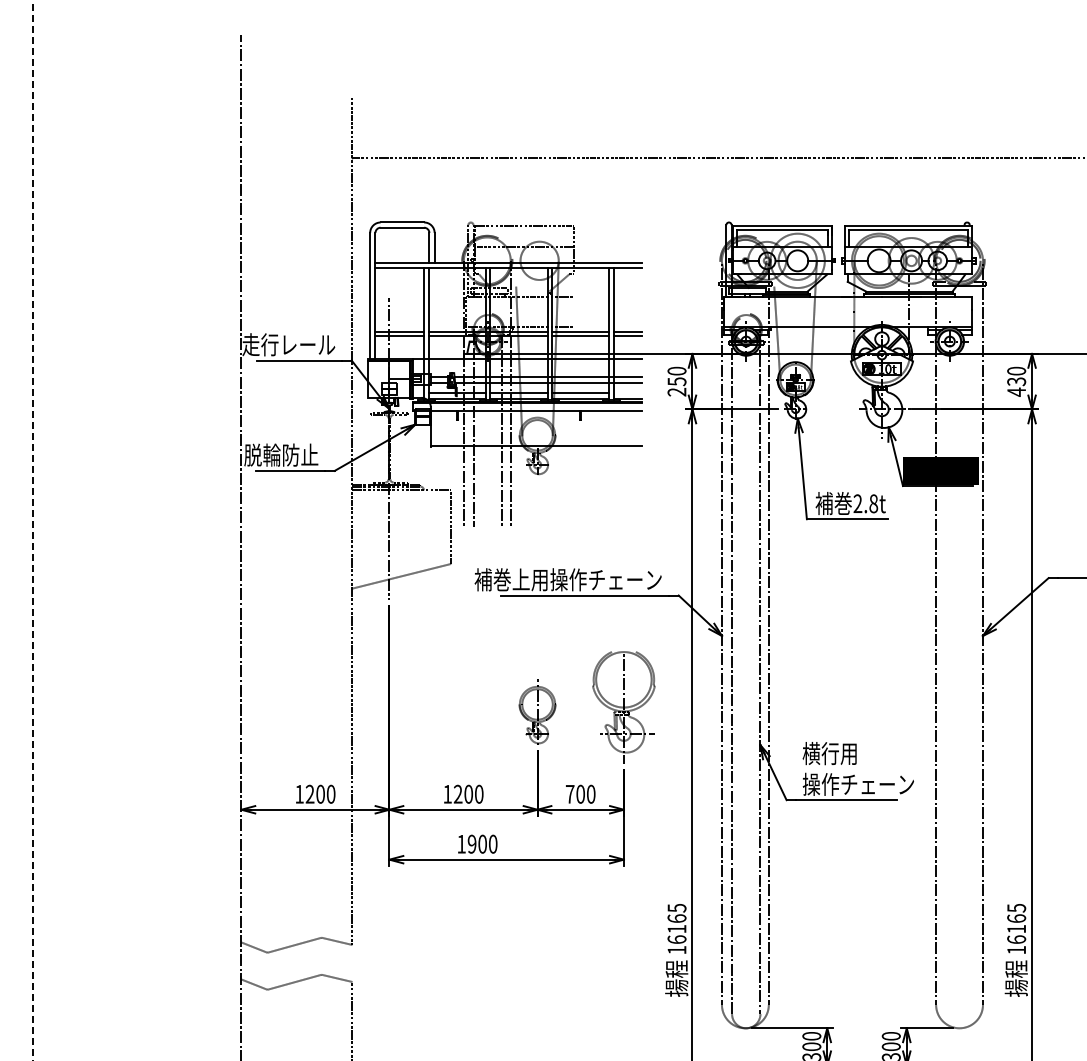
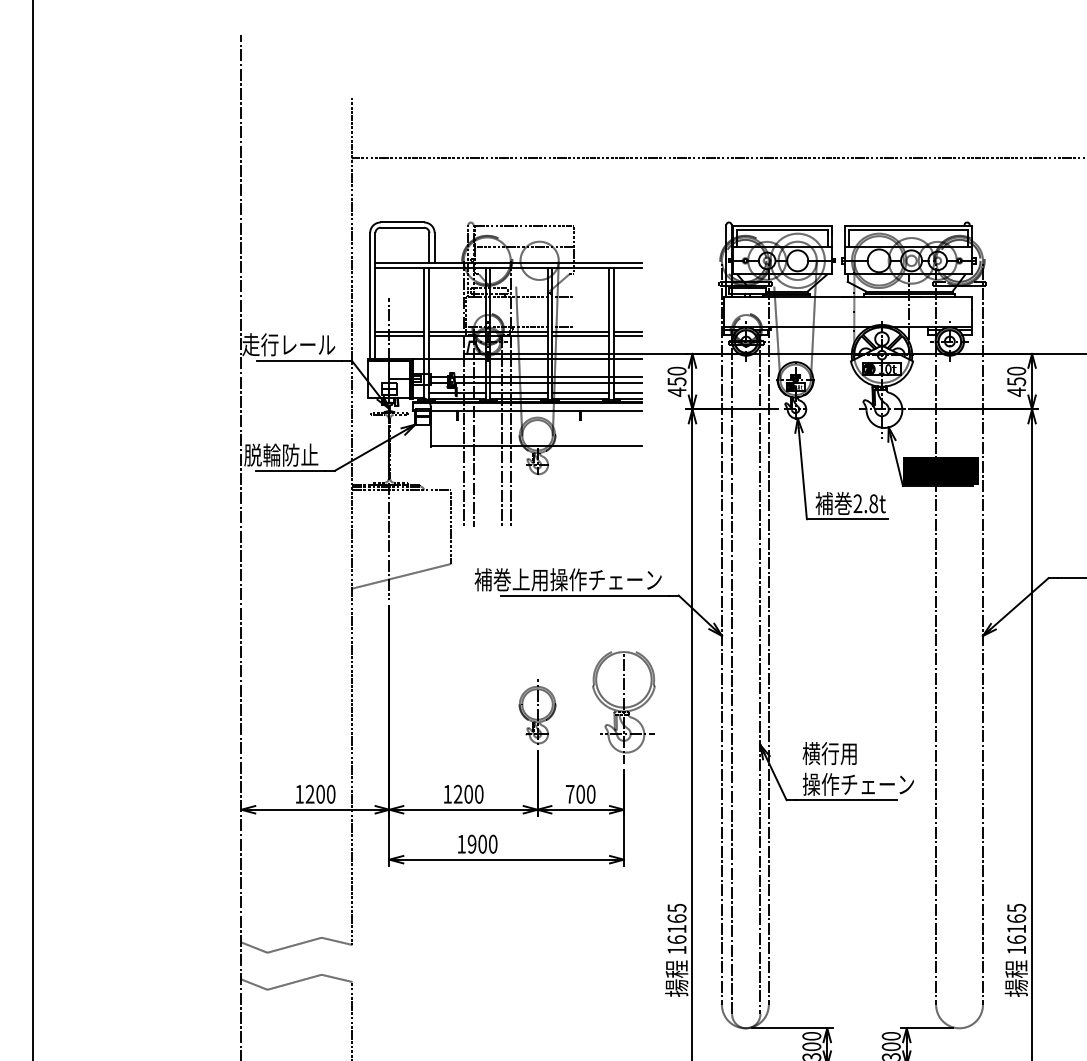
text: 430 -> 450 (1016, 381)
text: 250 -> 450 (676, 391)
line: none -> present (627, 392)
line: dashed -> solid (32, 530)
